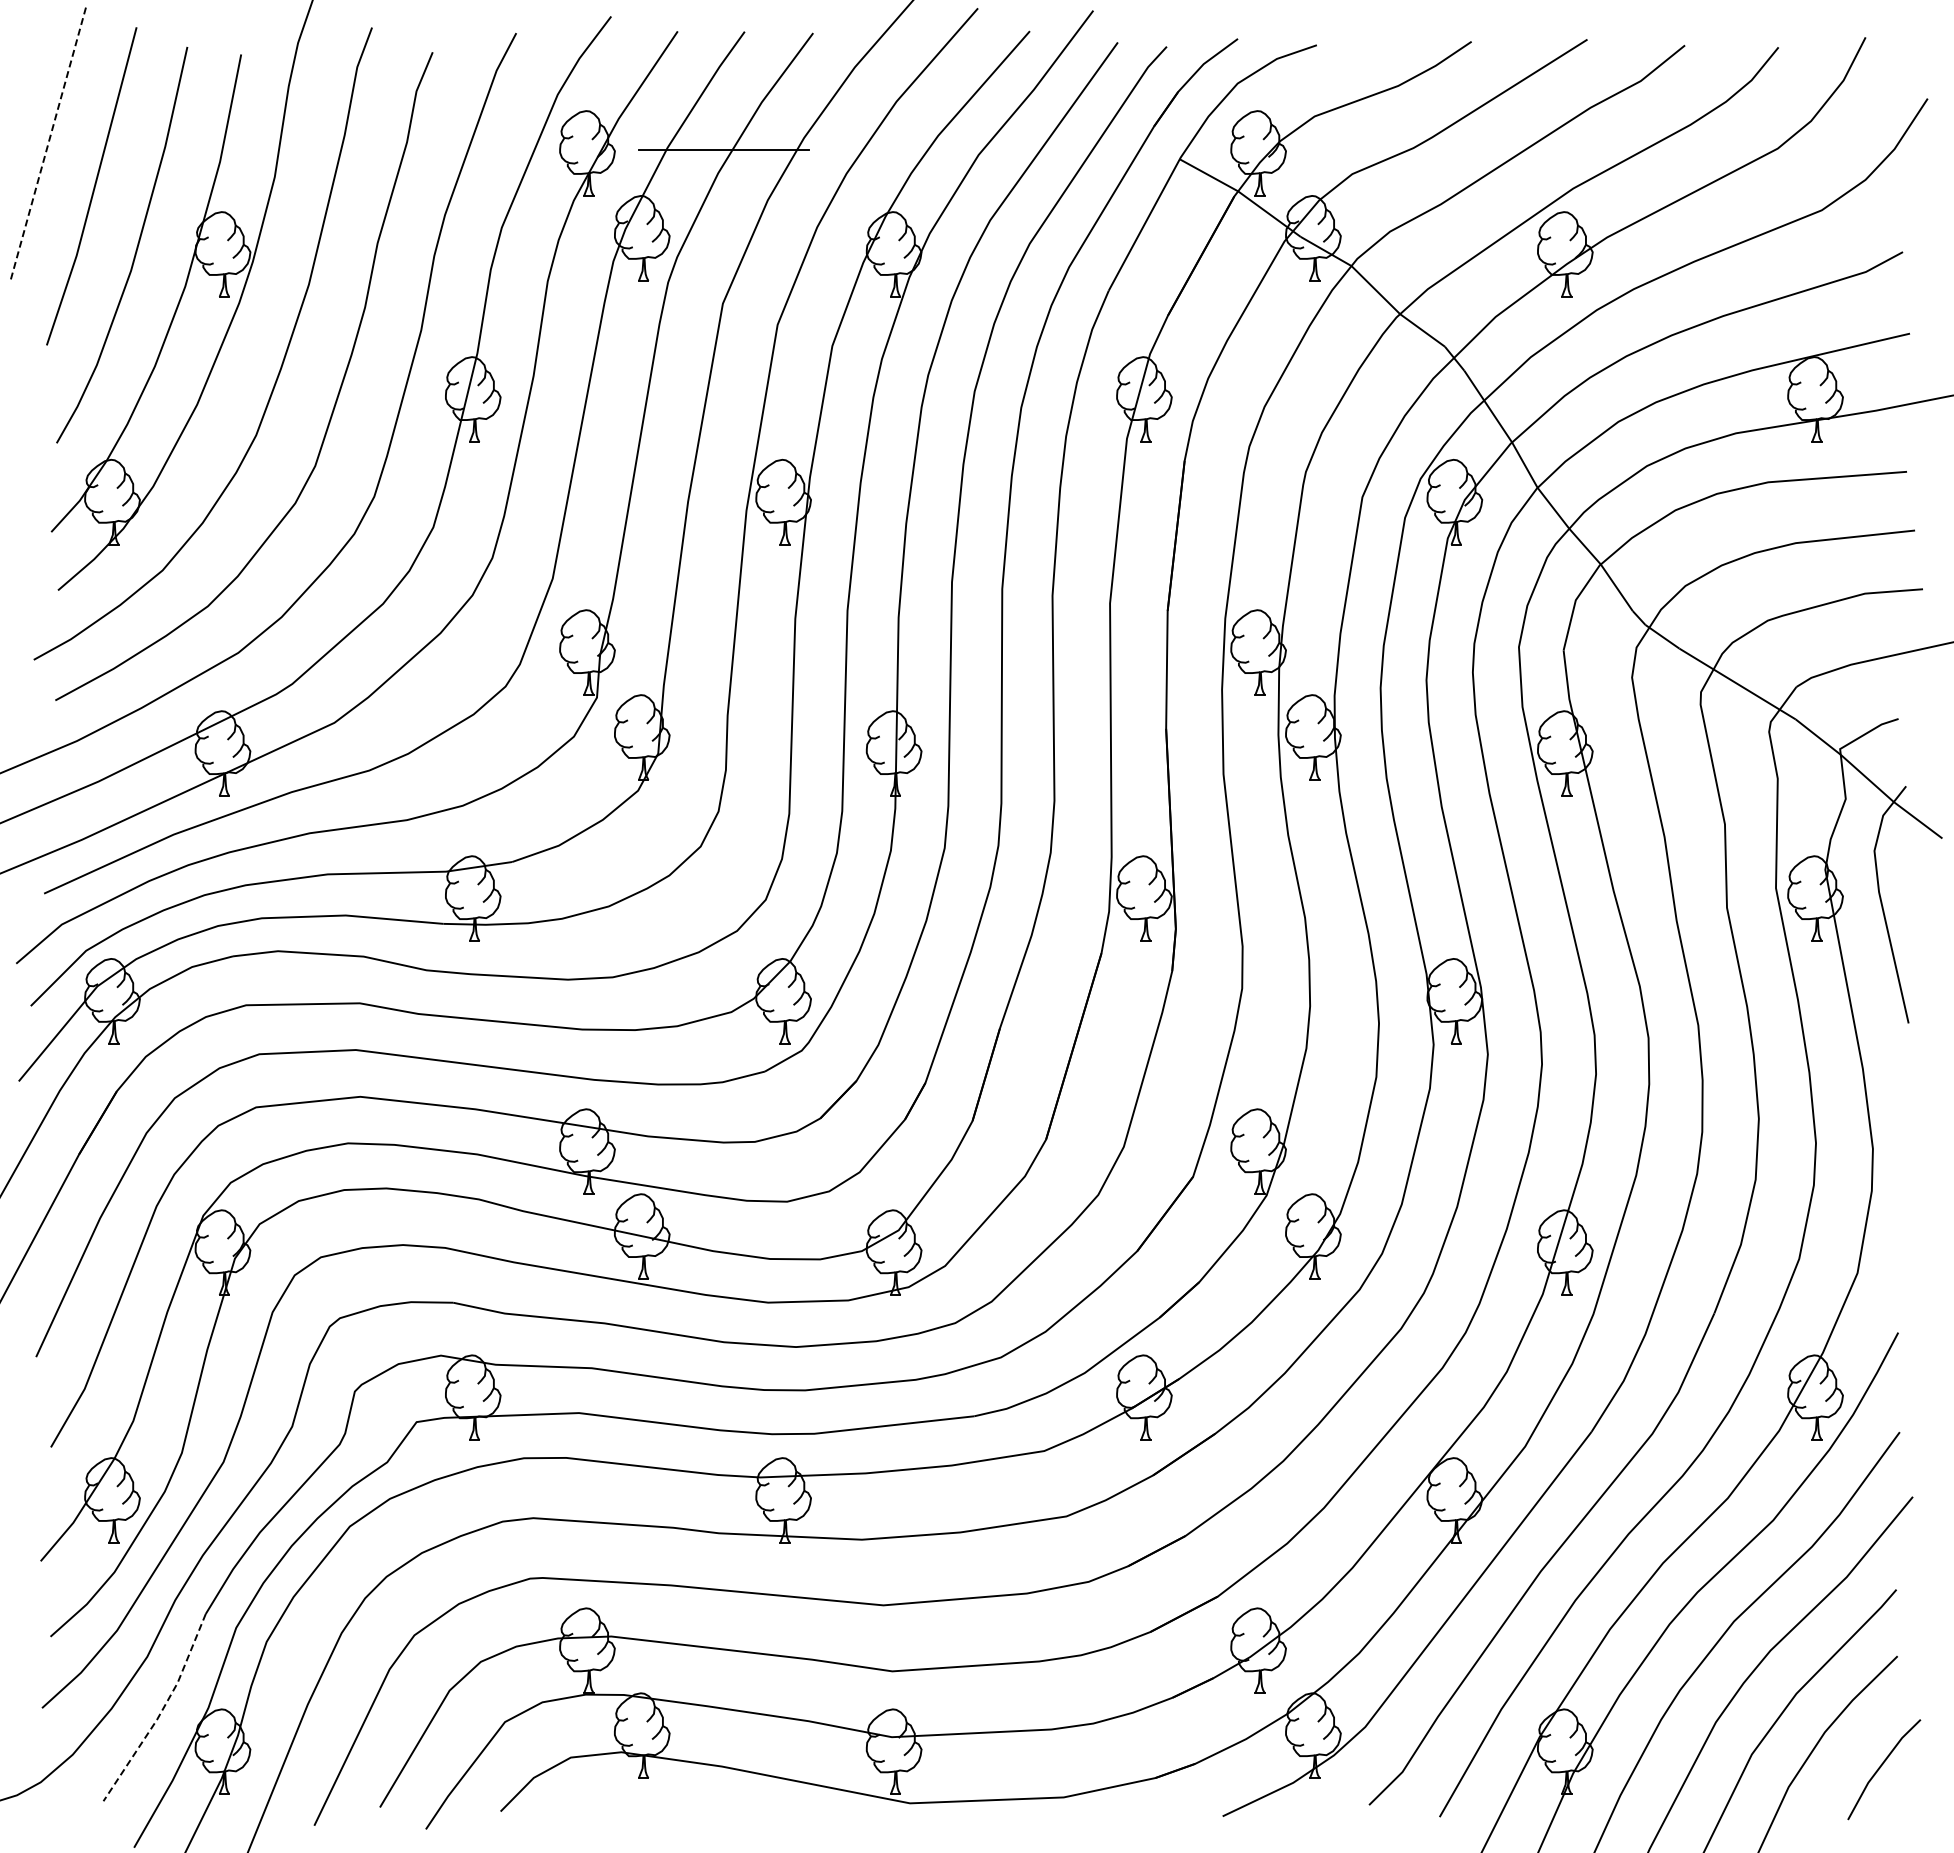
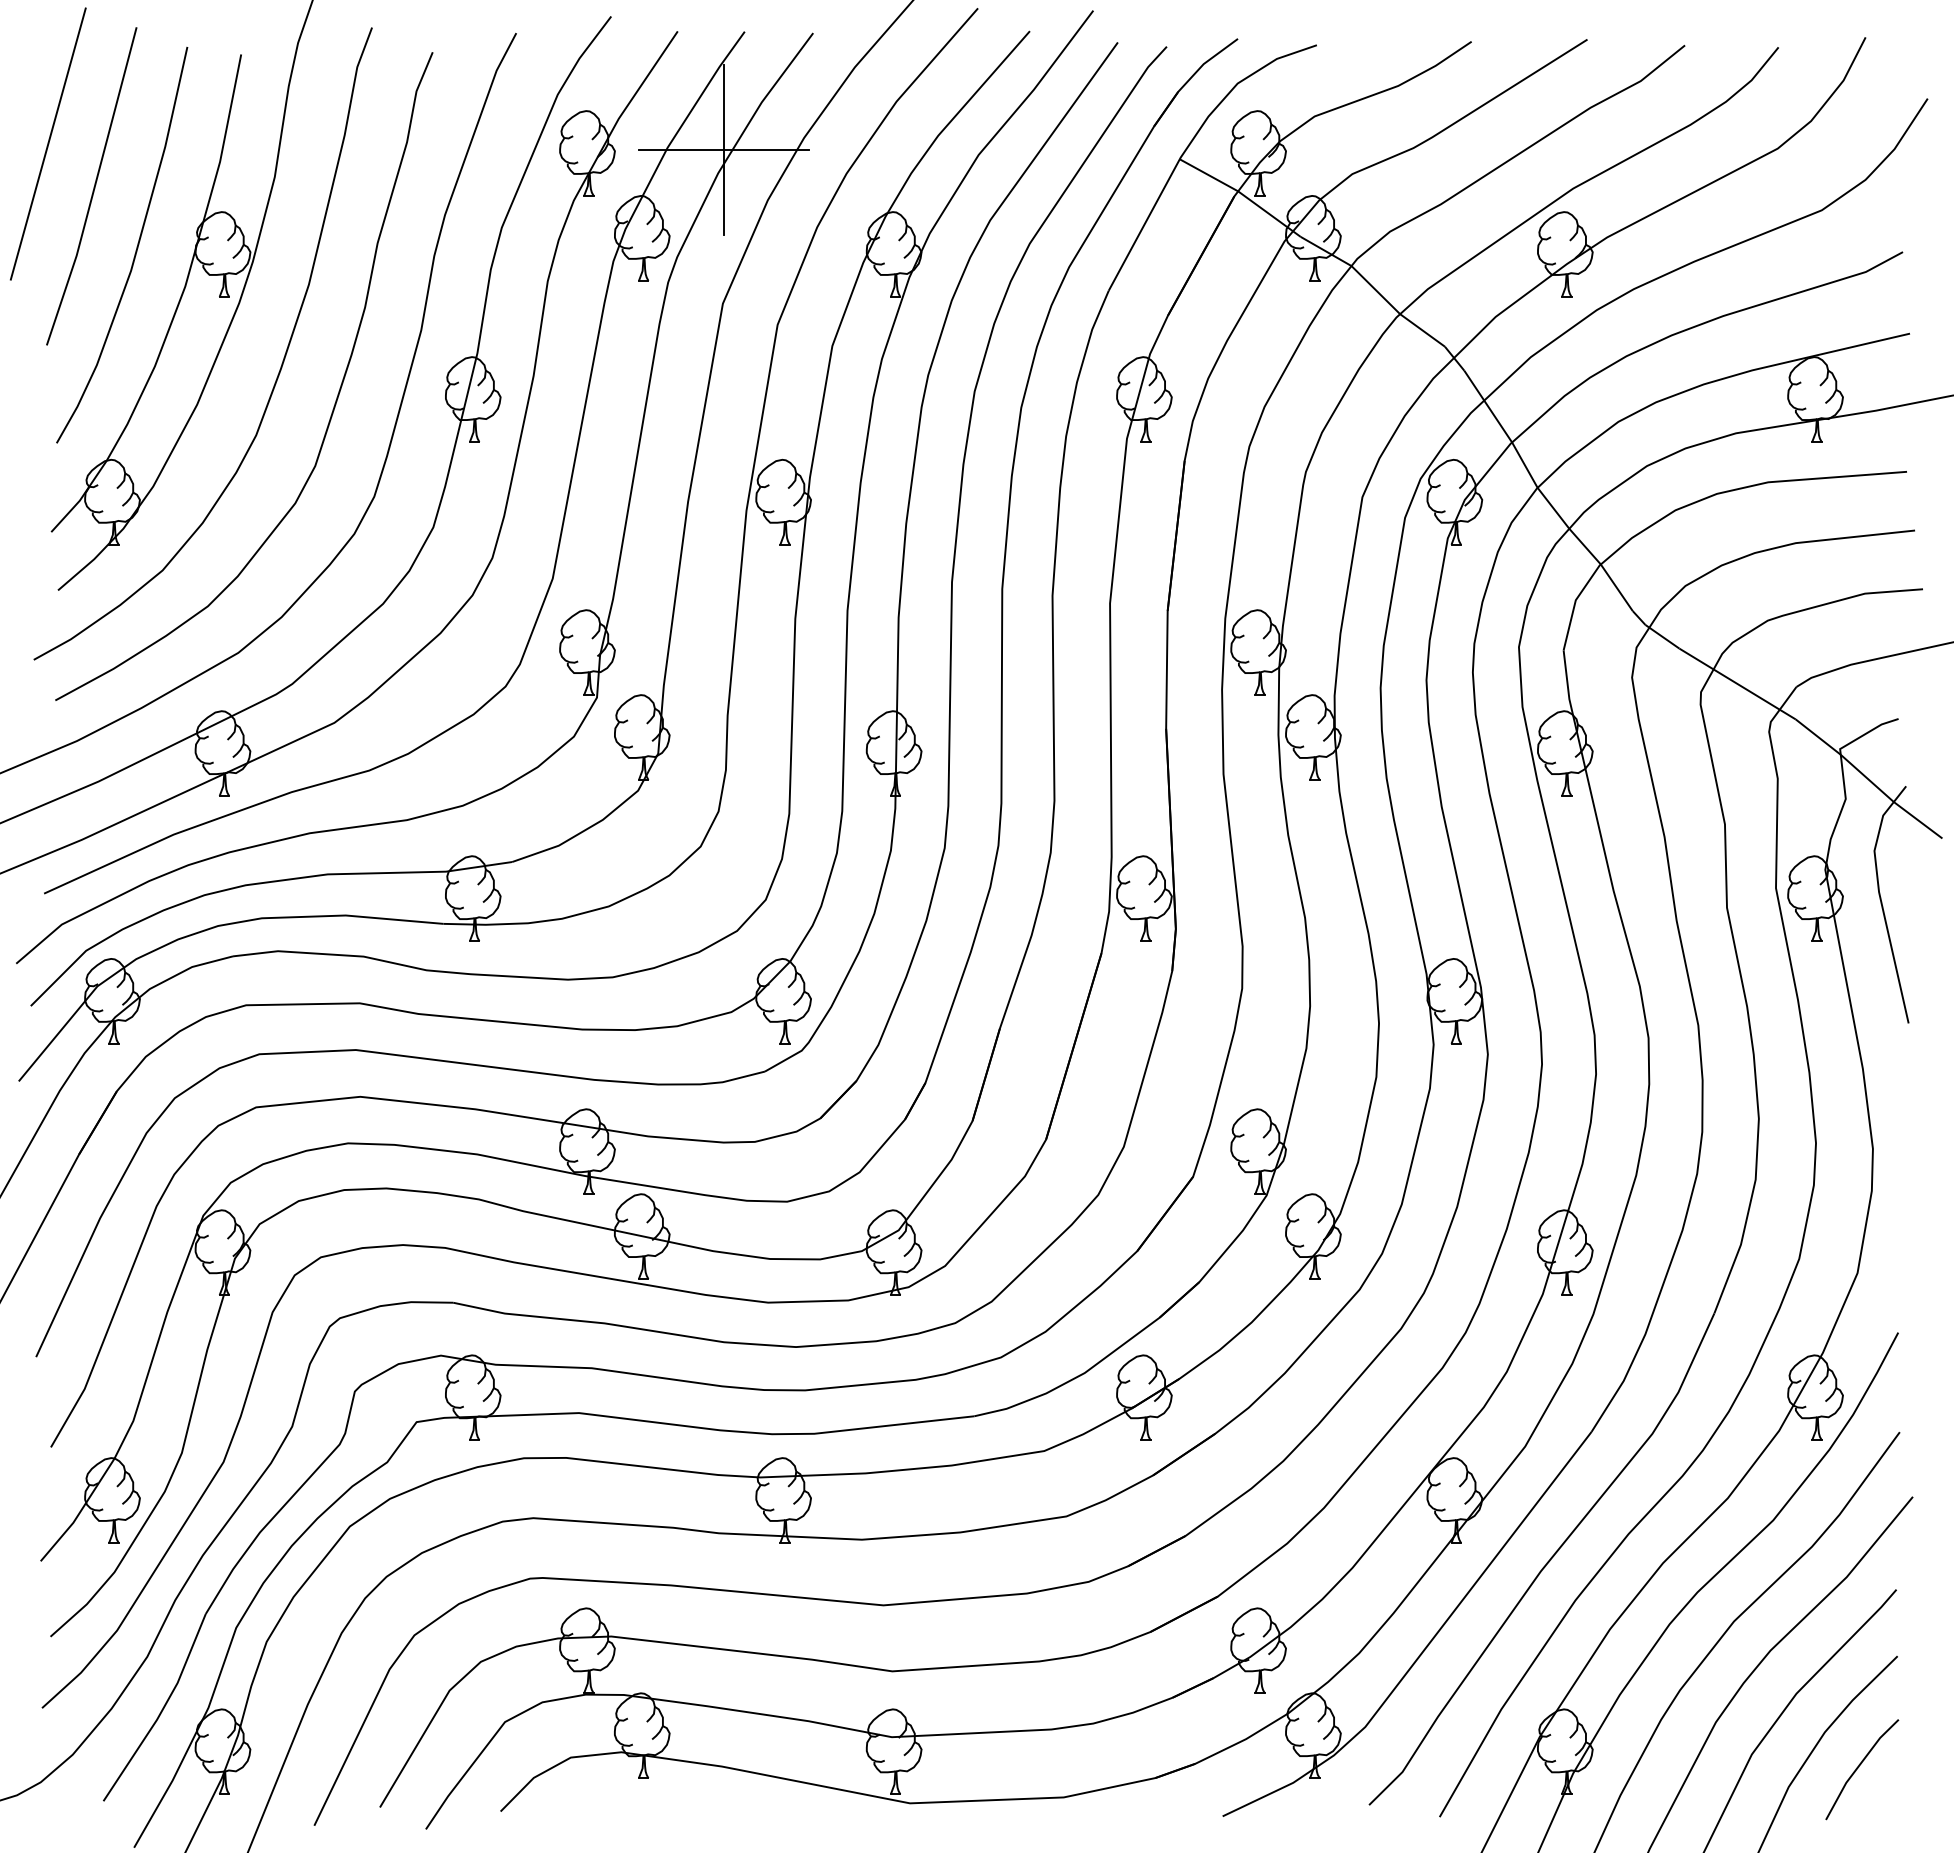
line: dashed -> solid (48, 144)
line: none -> present (724, 149)
line: dashed -> solid (161, 1711)
line position: (1881, 1767) -> (1859, 1767) (1859, 1767)
